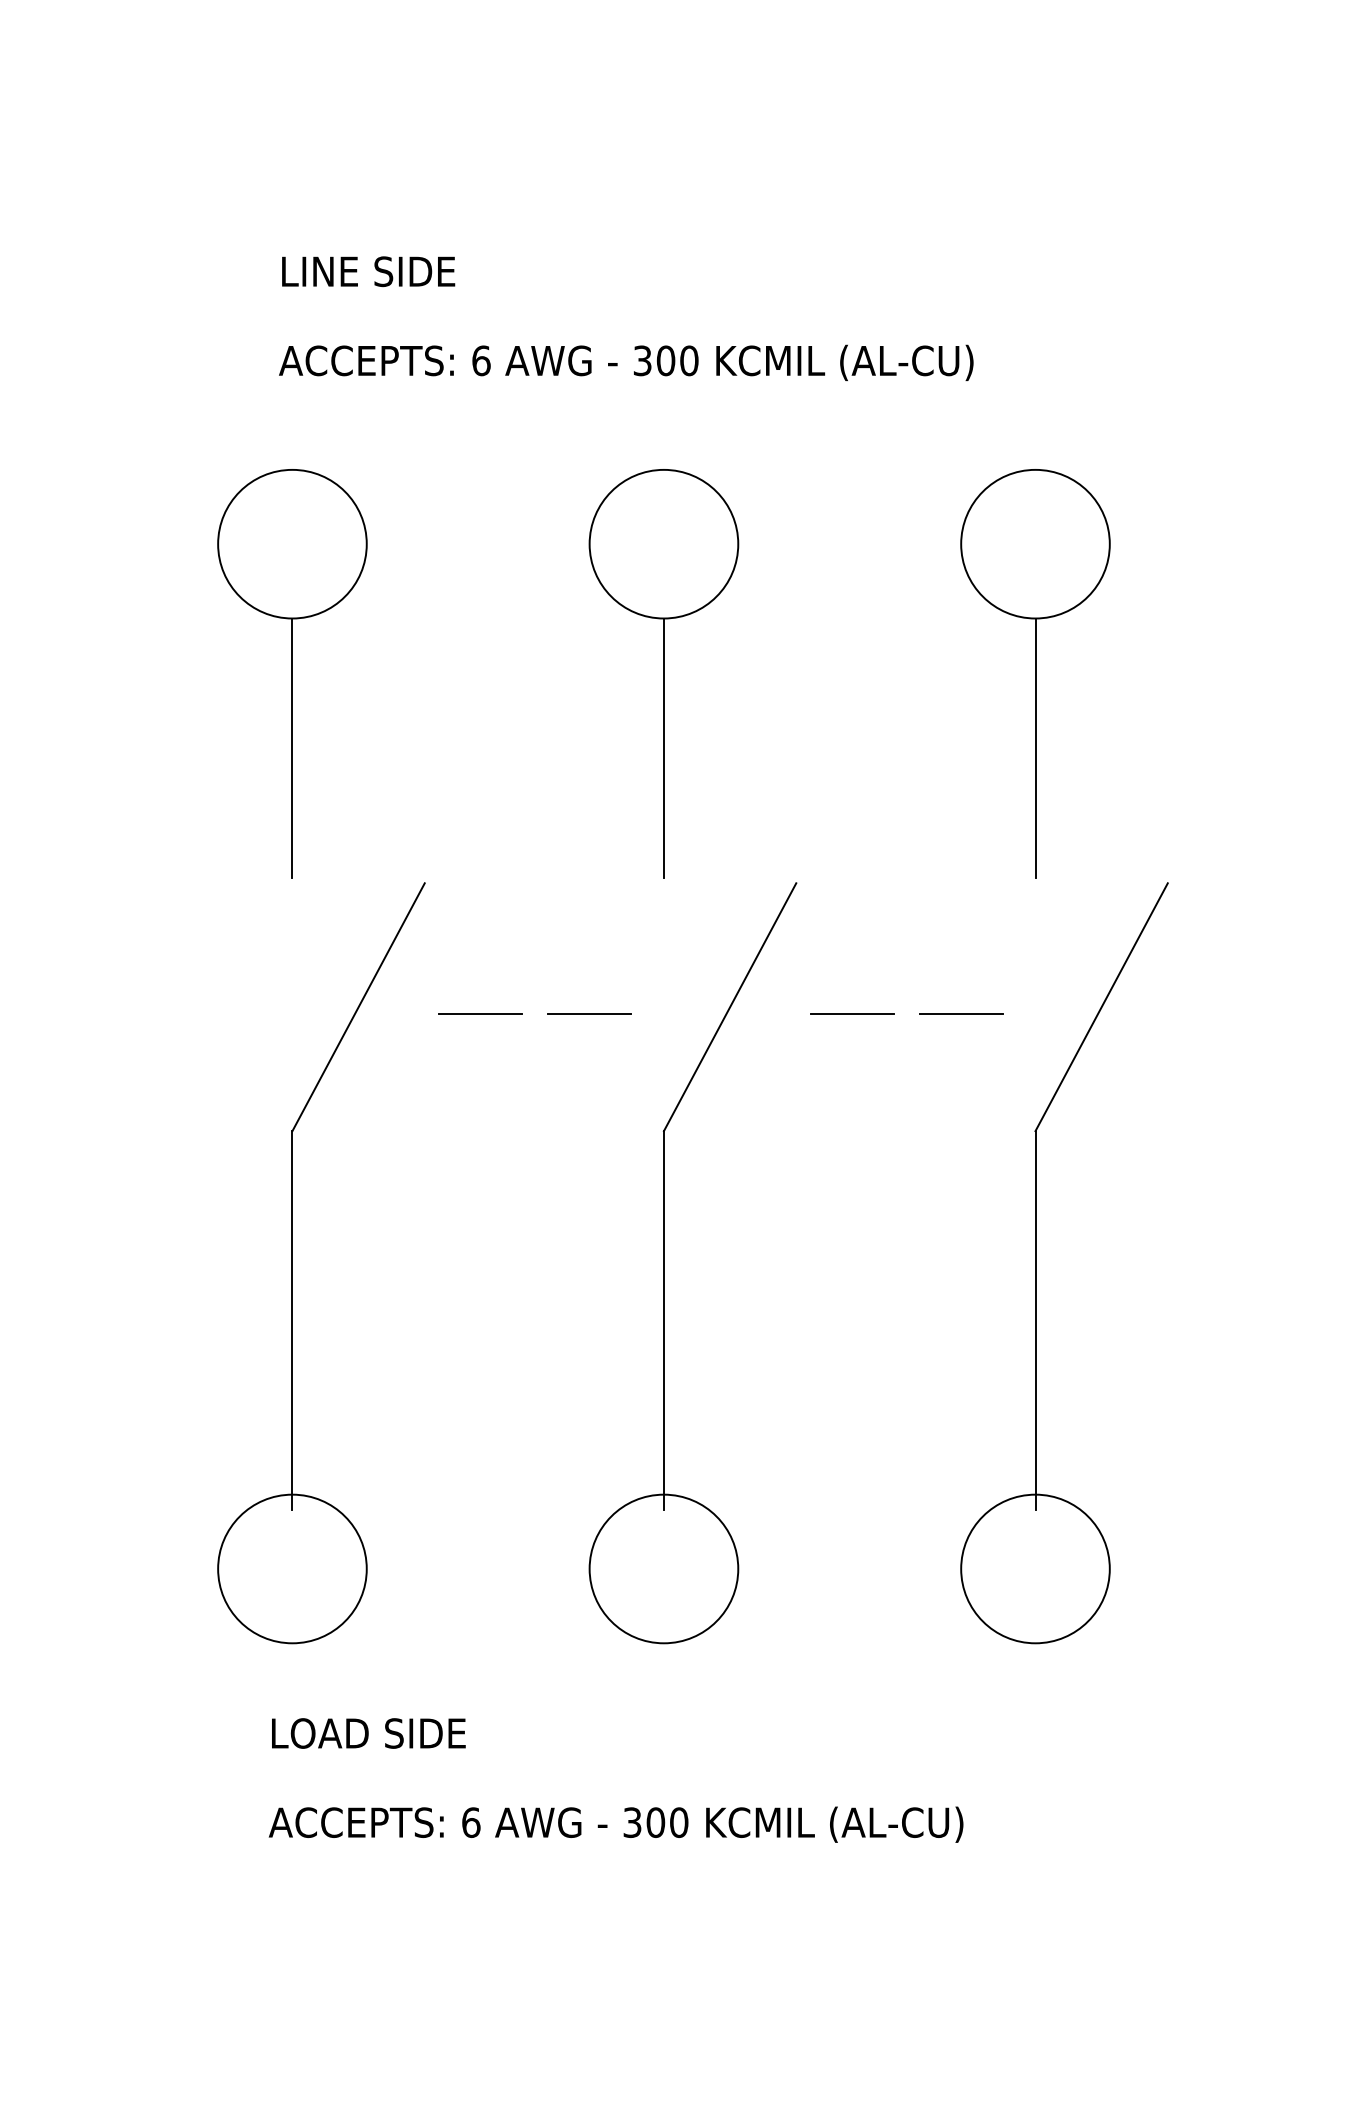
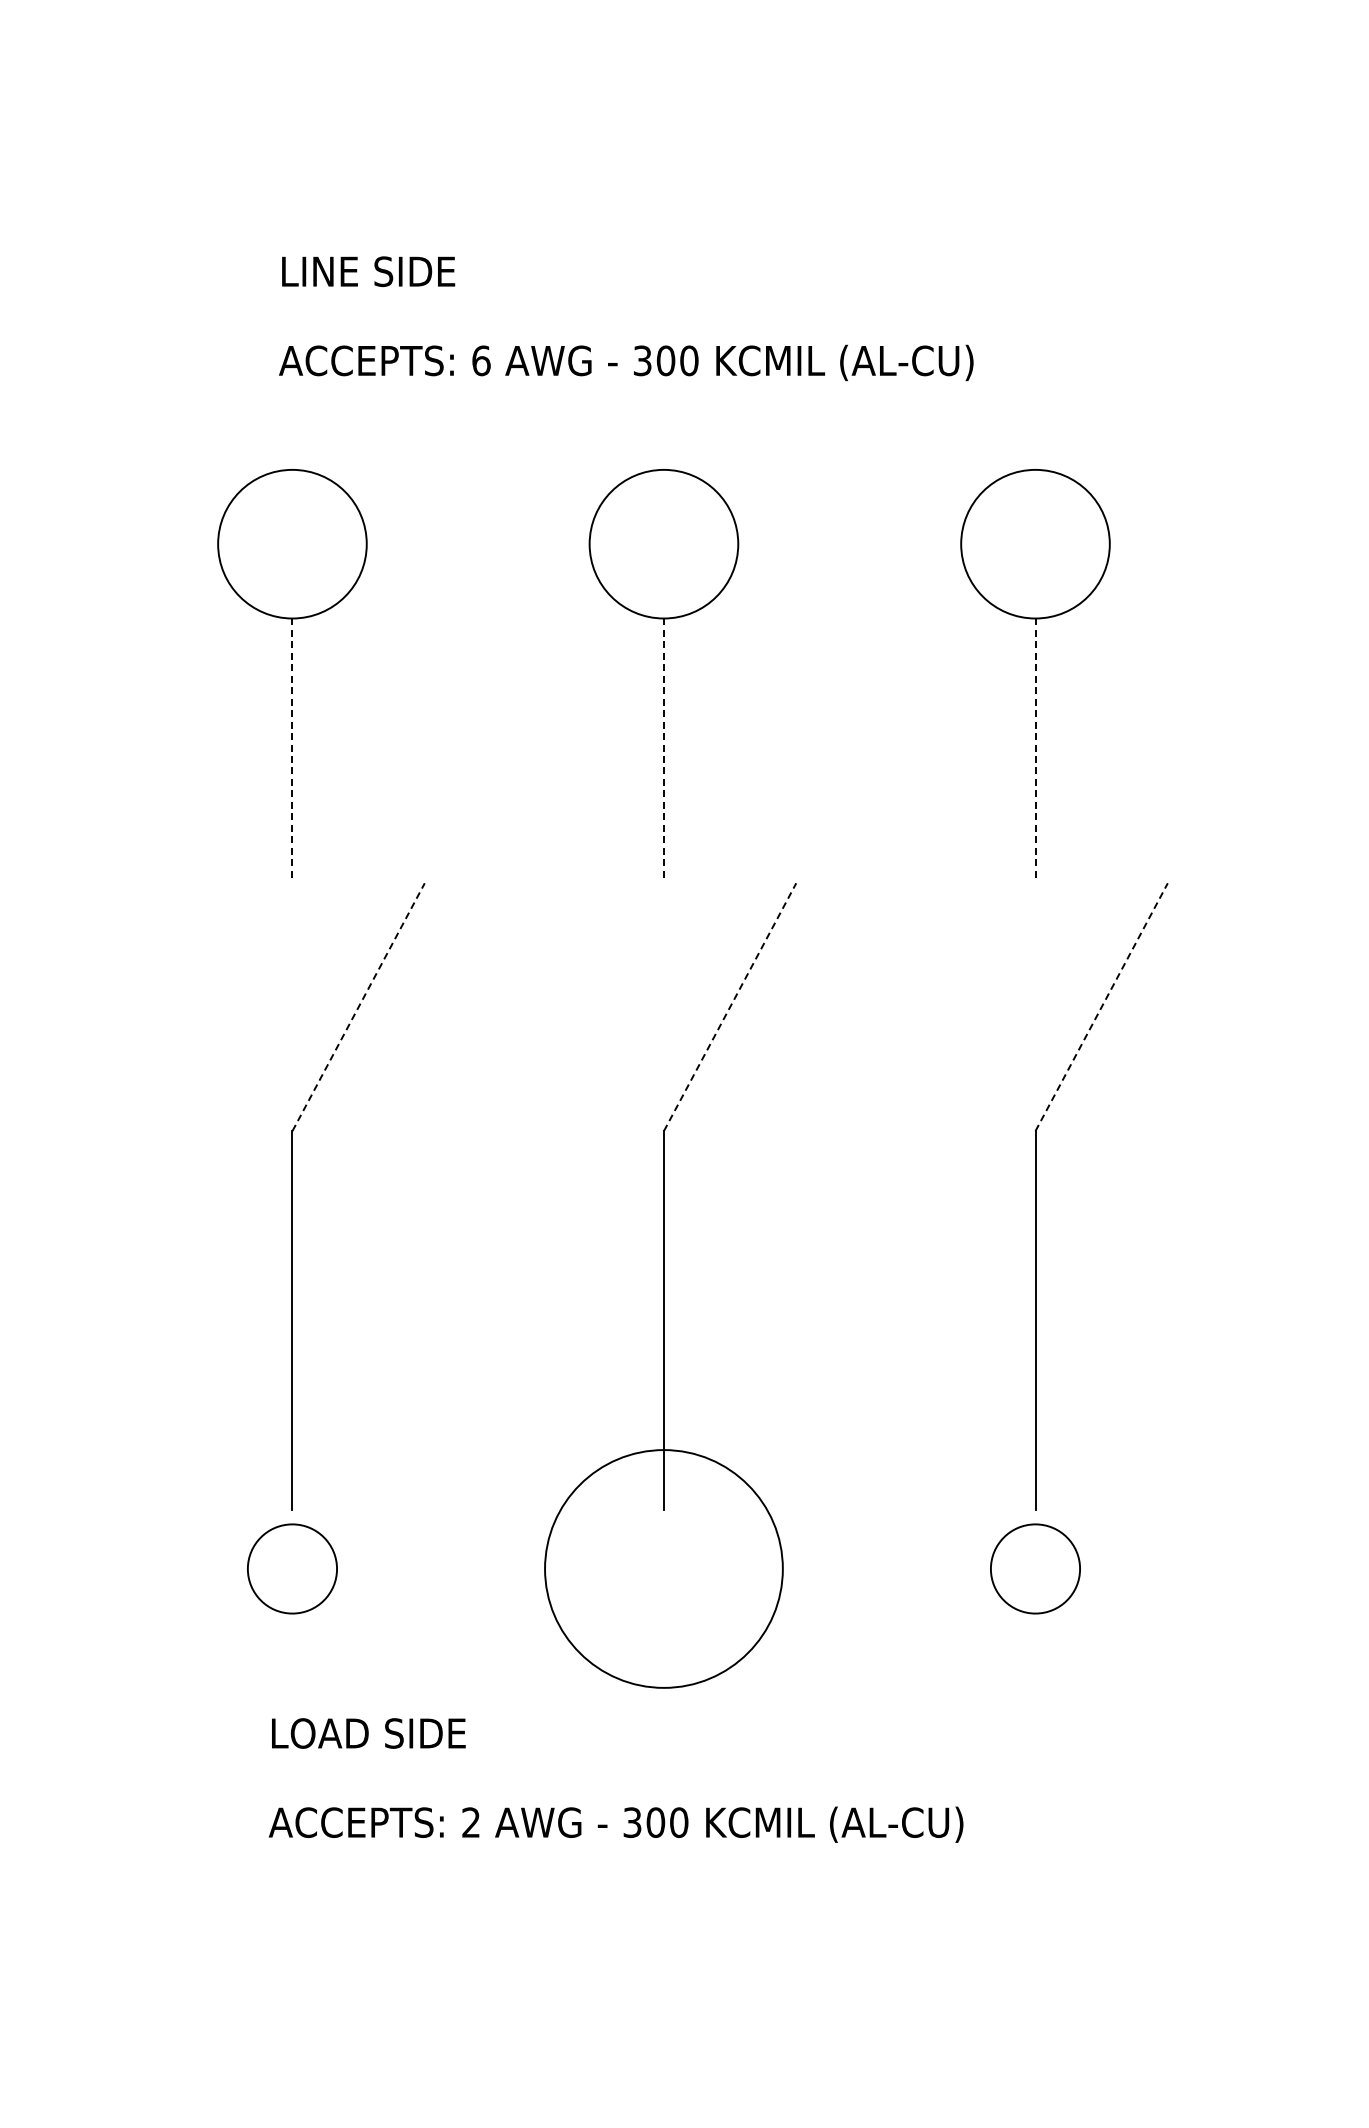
line: solid -> dashed (292, 748)
line: solid -> dashed (663, 748)
line: solid -> dashed (1035, 748)
line: solid -> dashed (358, 1006)
line: solid -> dashed (730, 1006)
line: solid -> dashed (1101, 1006)
line: present -> none (852, 1013)
line: present -> none (480, 1014)
line: present -> none (589, 1014)
line: present -> none (960, 1014)
circle diameter: 149 px -> 89 px (292, 1568)
circle diameter: 149 px -> 238 px (663, 1568)
circle diameter: 149 px -> 89 px (1035, 1568)
text: 6 -> 2 (471, 1822)
